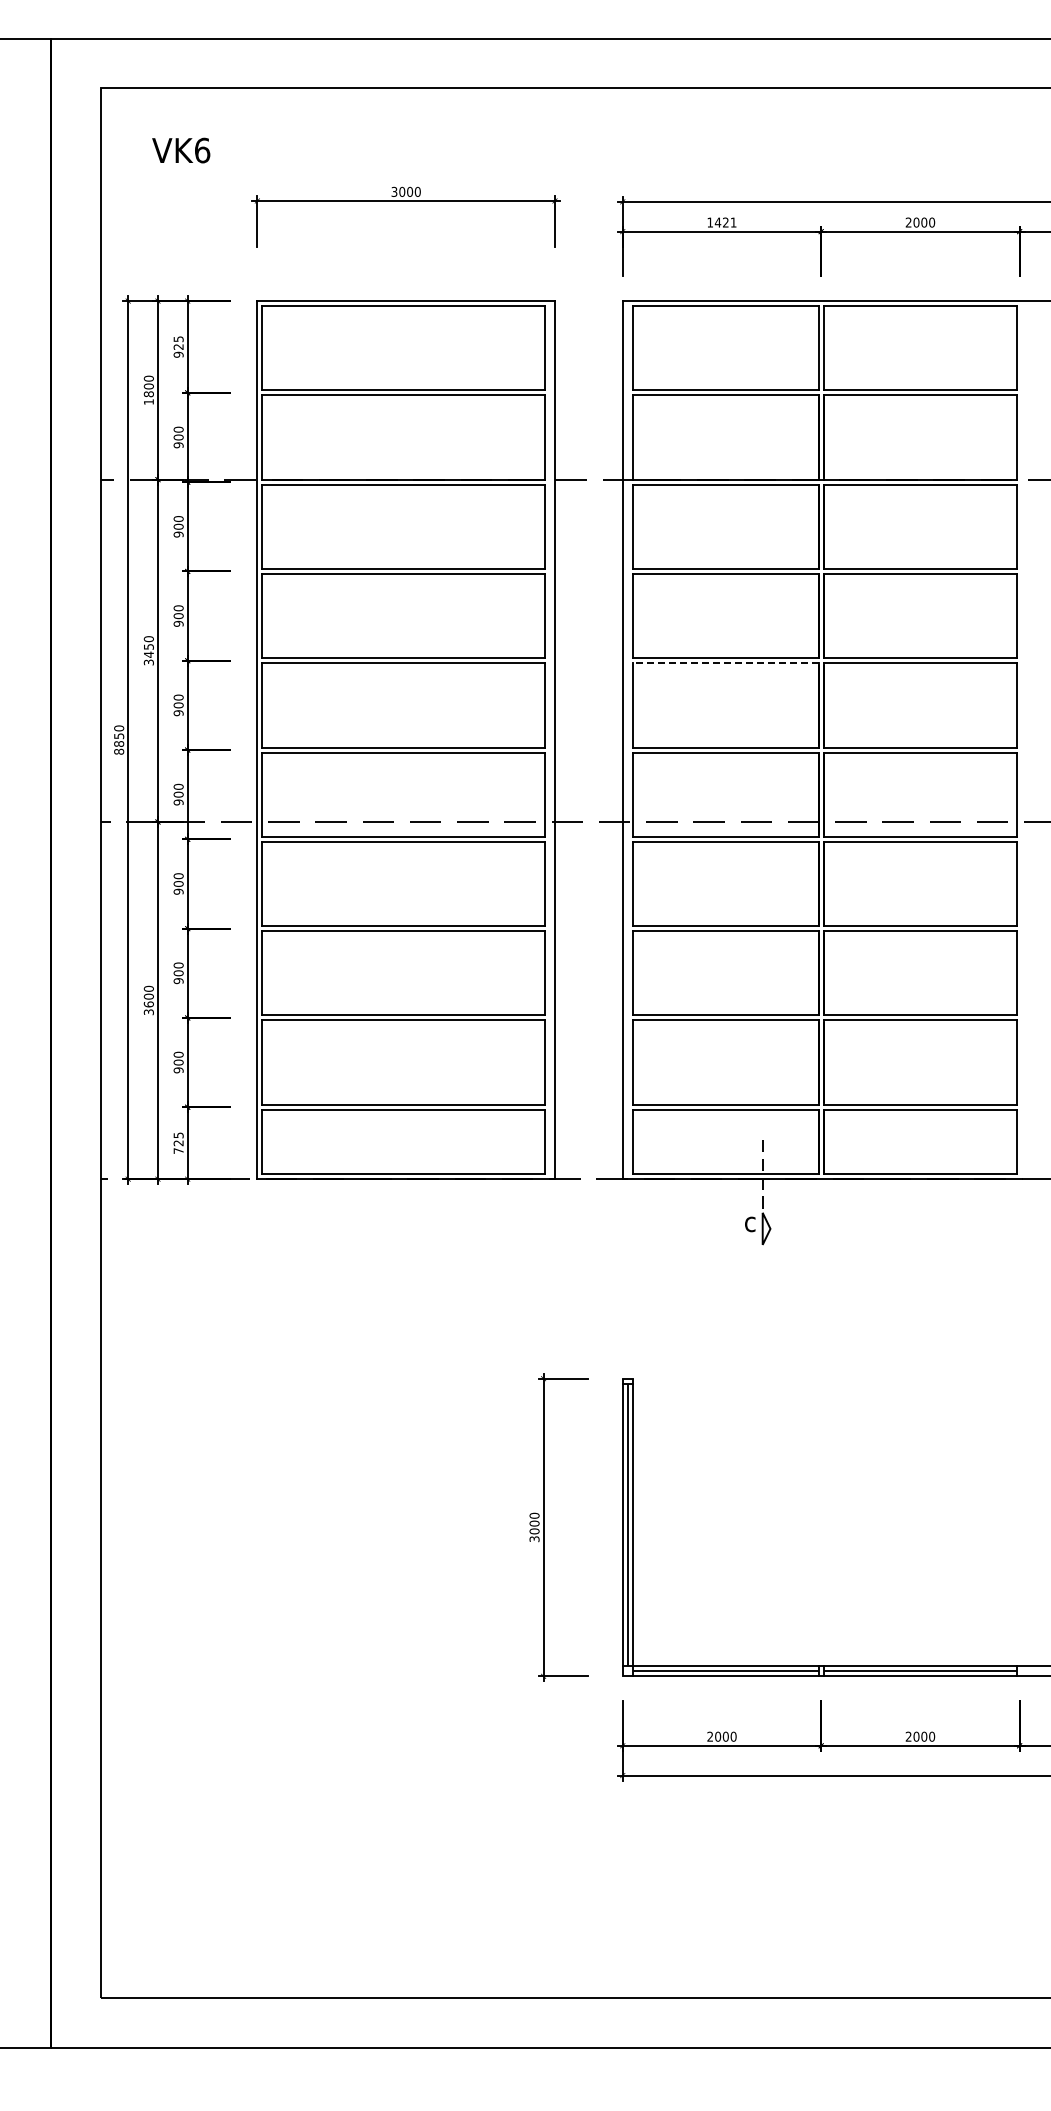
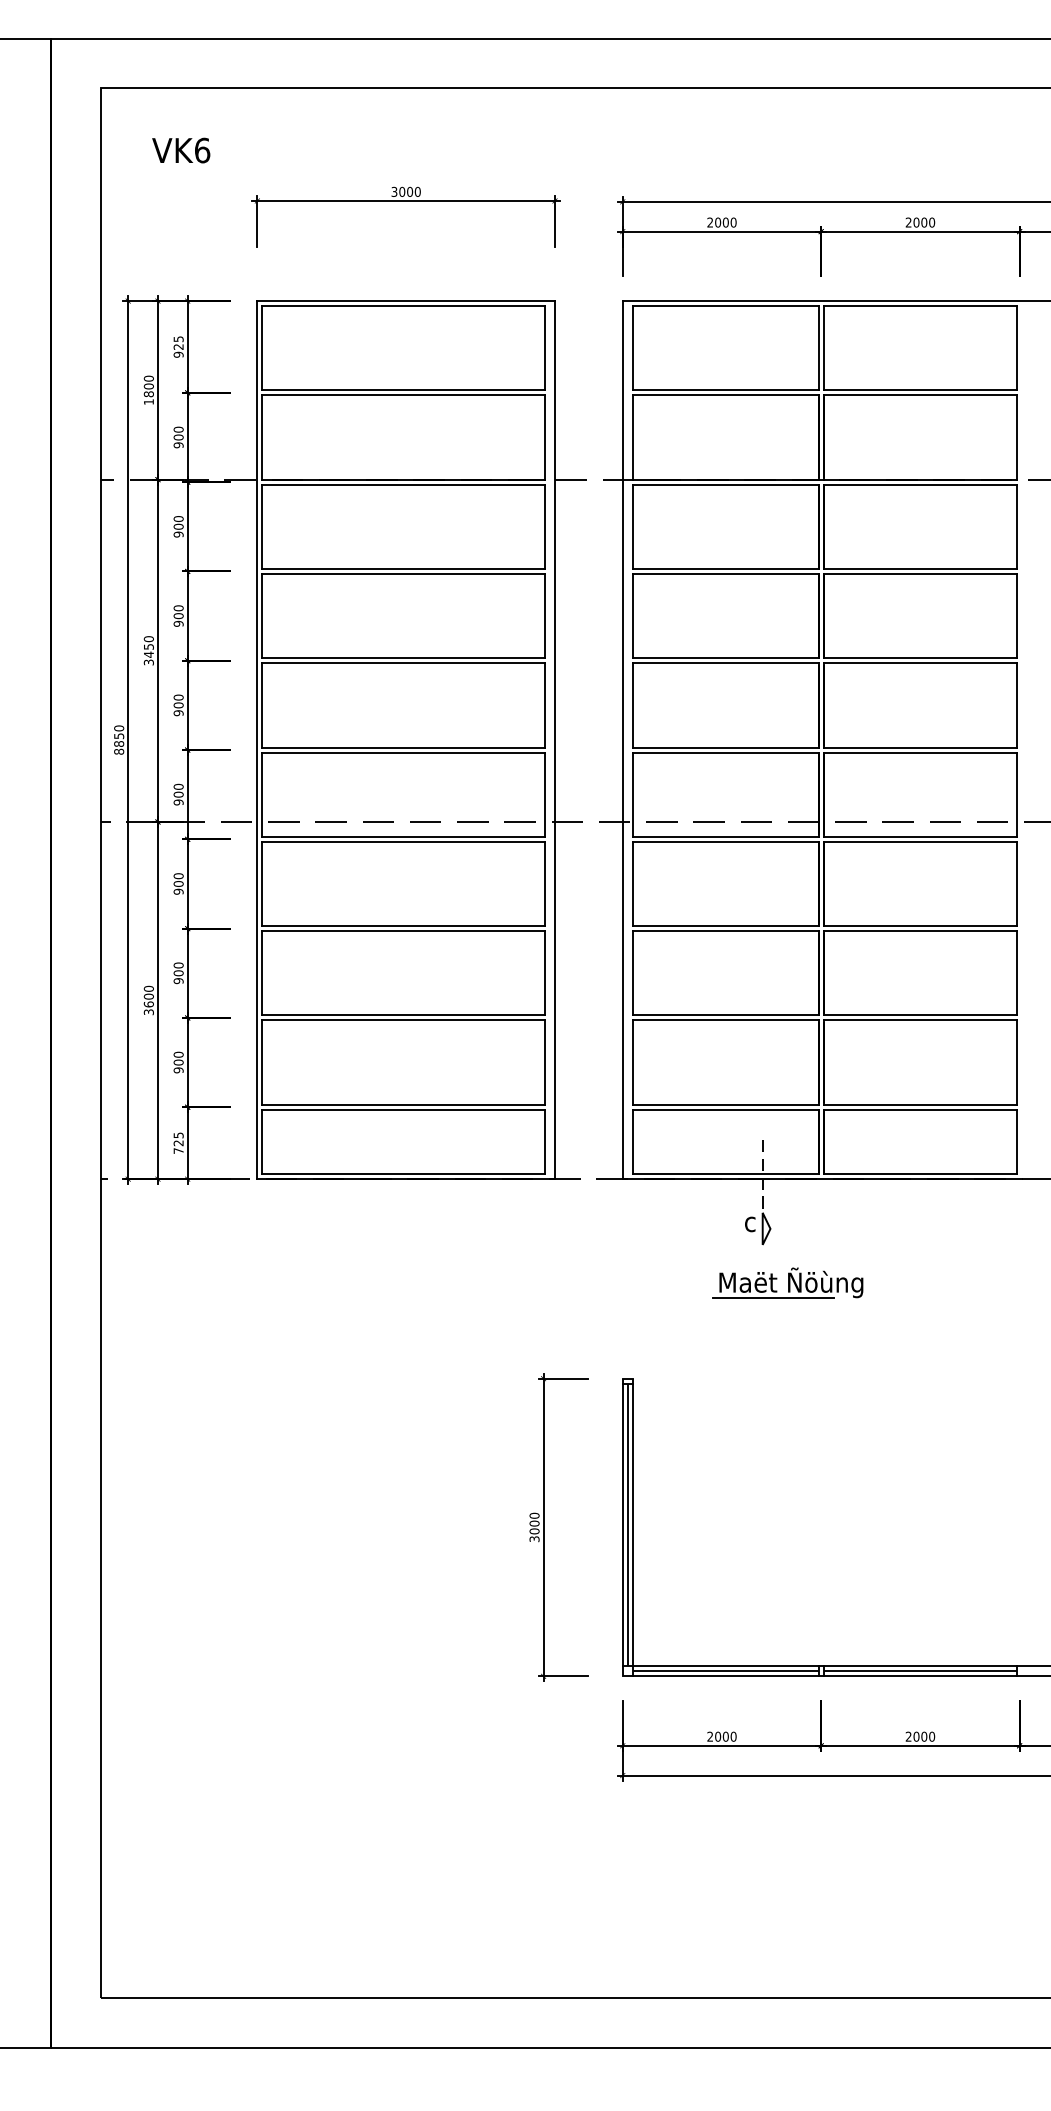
text: 1421 -> 2000 (721, 222)
line: dashed -> solid (725, 663)
part: none -> present (787, 1282)
